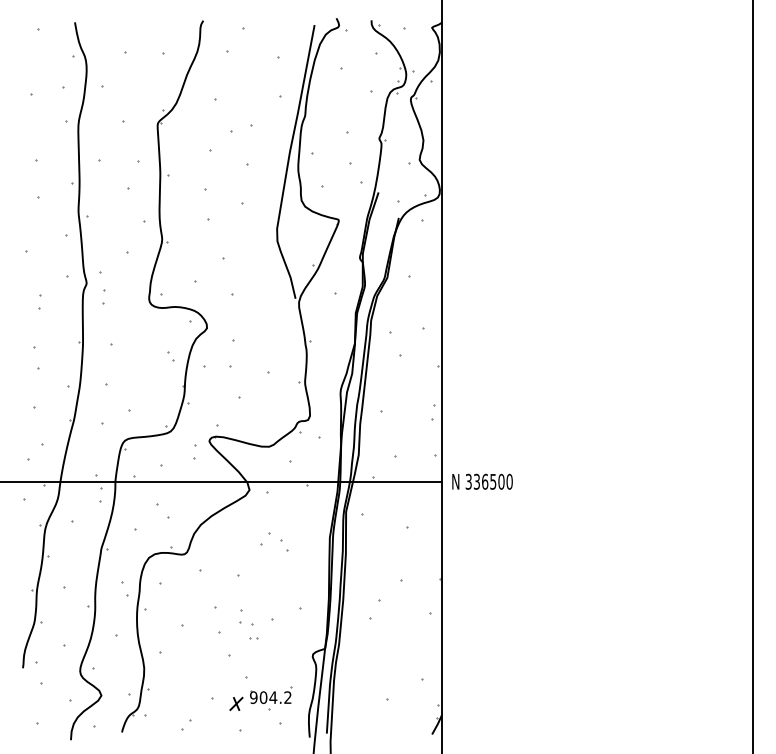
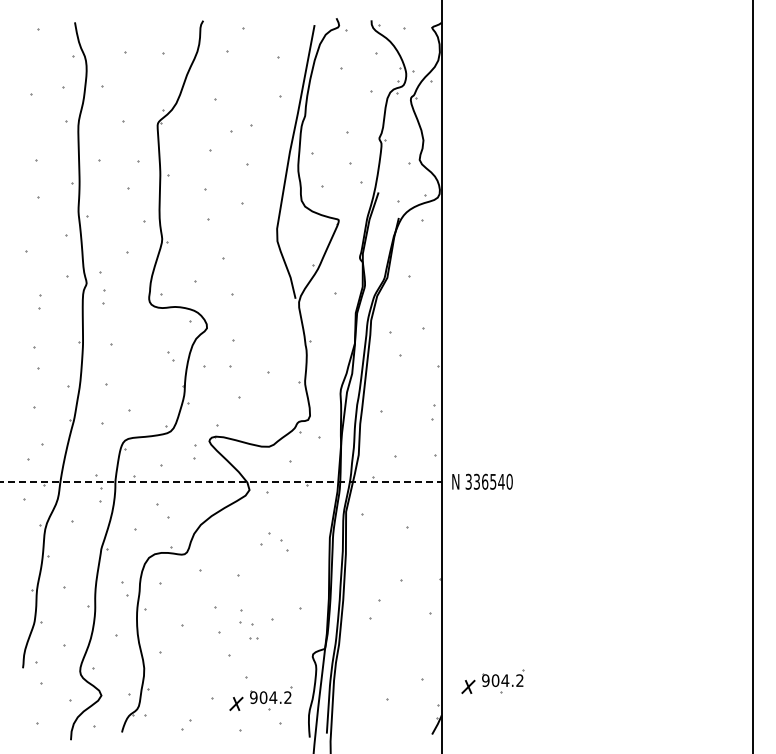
line: solid -> dashed (221, 481)
text: 336500 -> 336540 (501, 481)
part: none -> present (492, 681)
